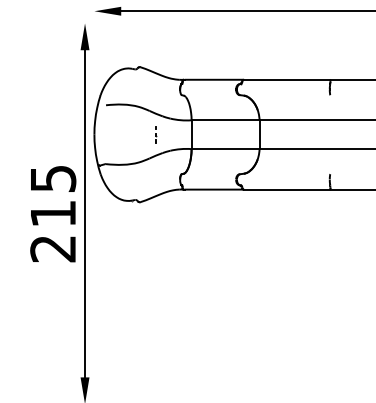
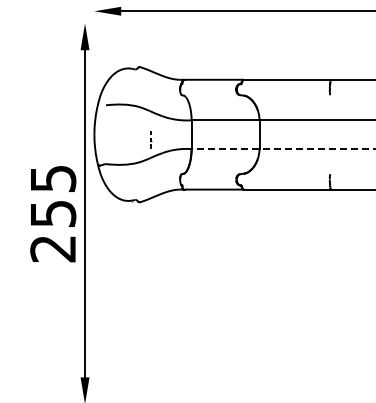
part position: (156, 134) -> (151, 139) (151, 139)
line: solid -> dashed (283, 149)
text: 215 -> 255 (53, 214)
